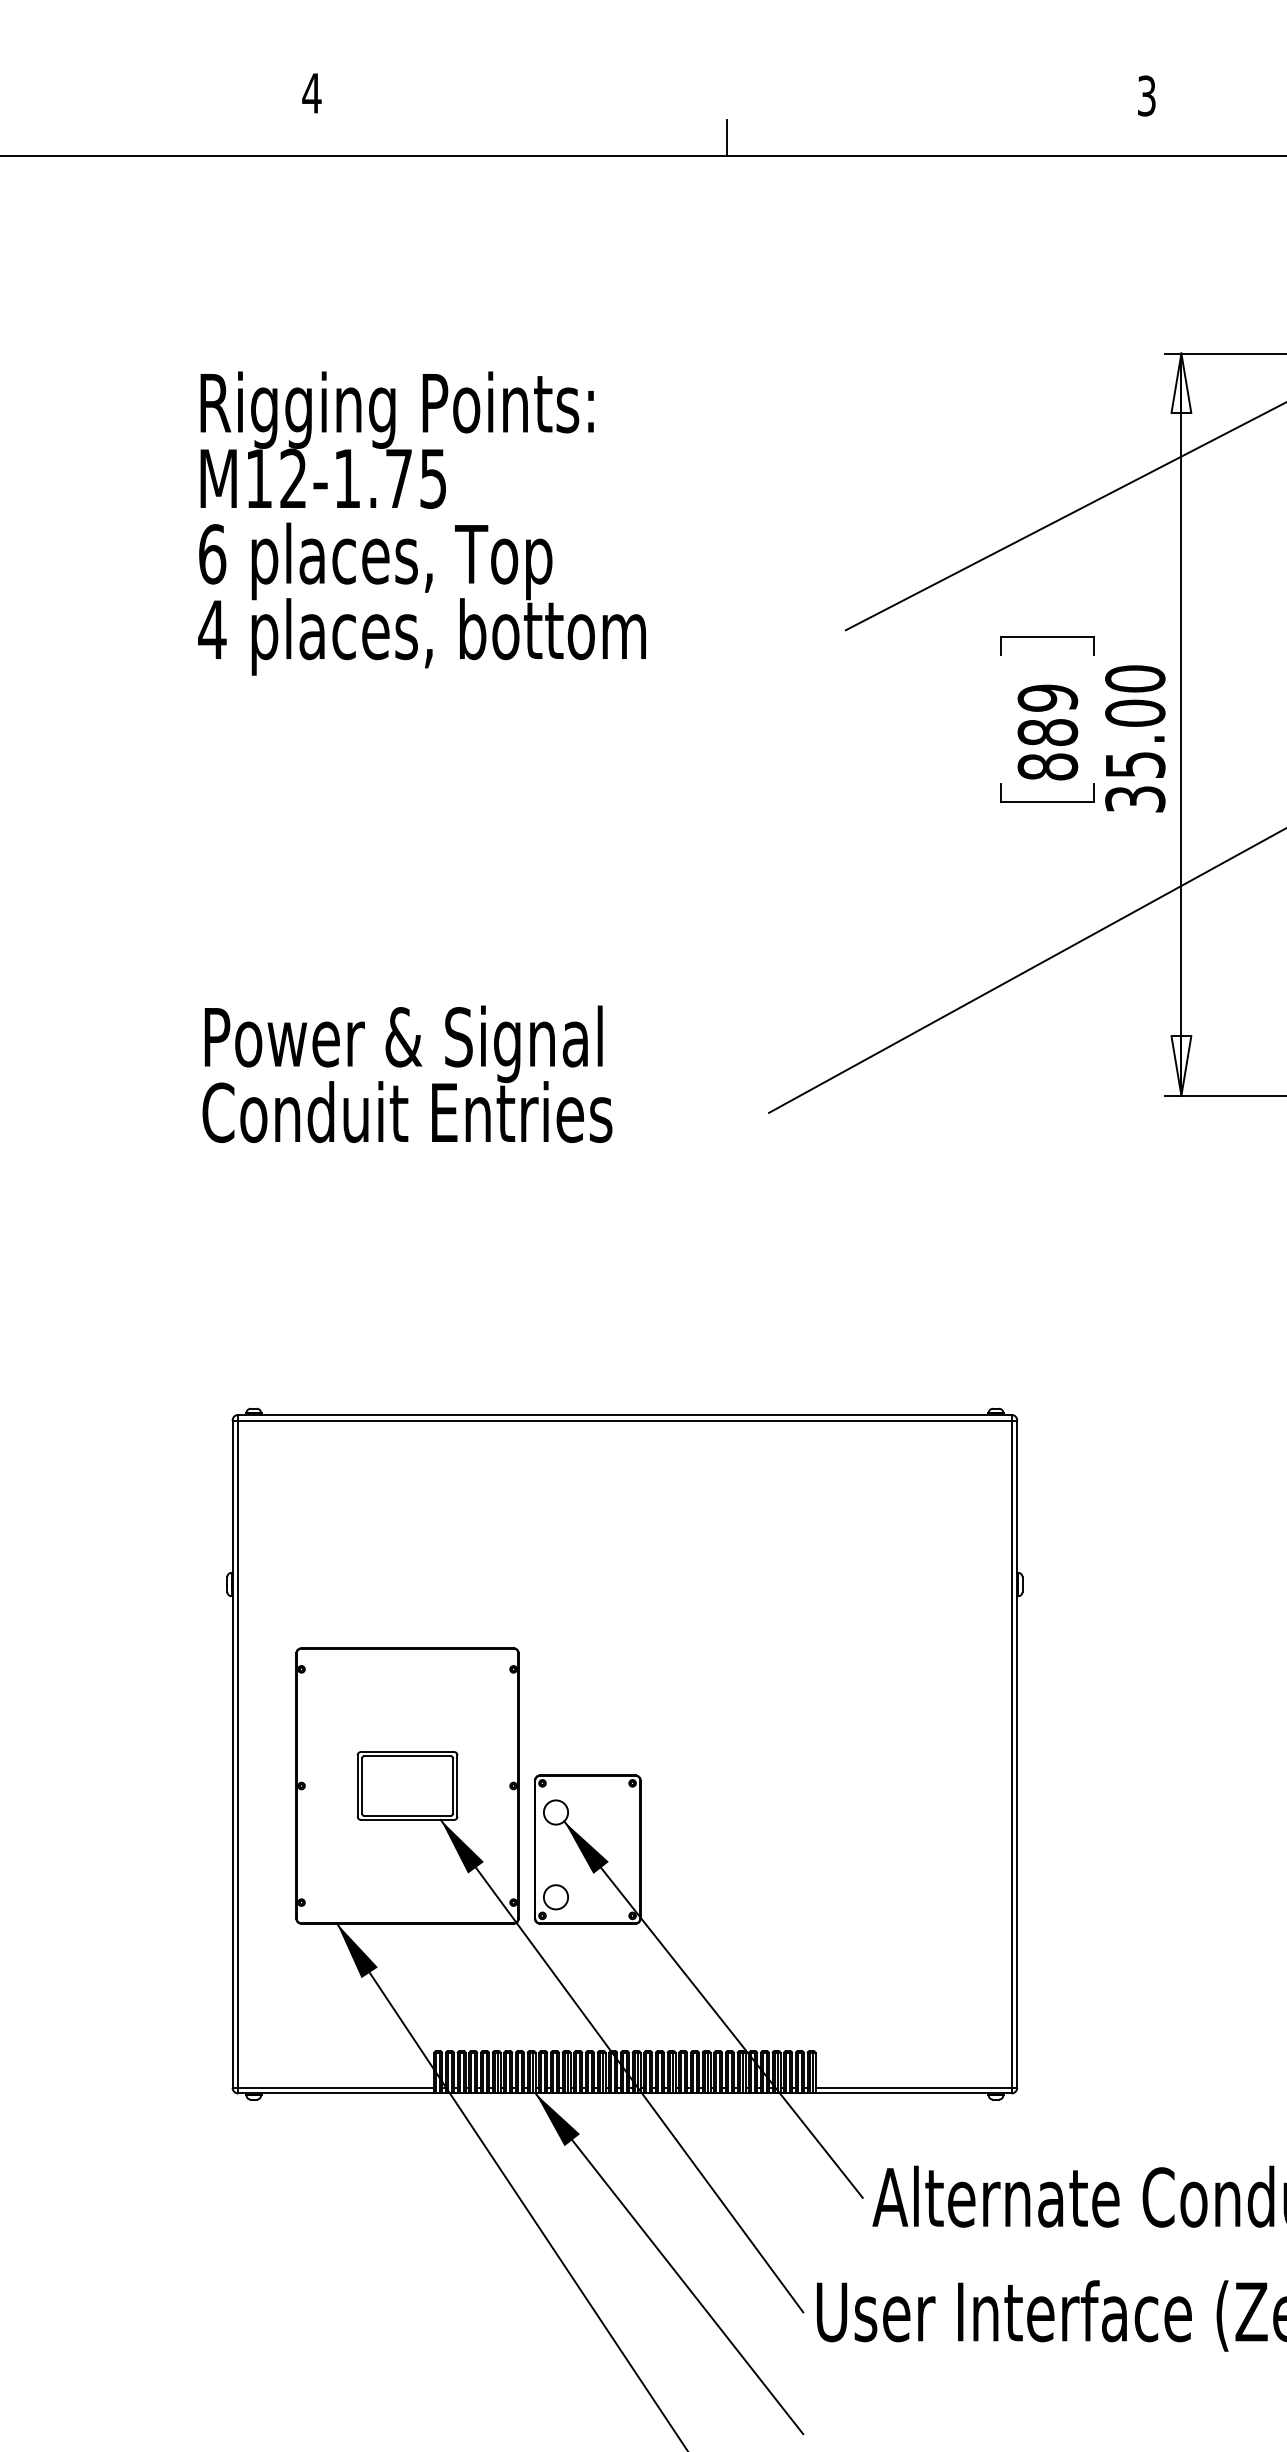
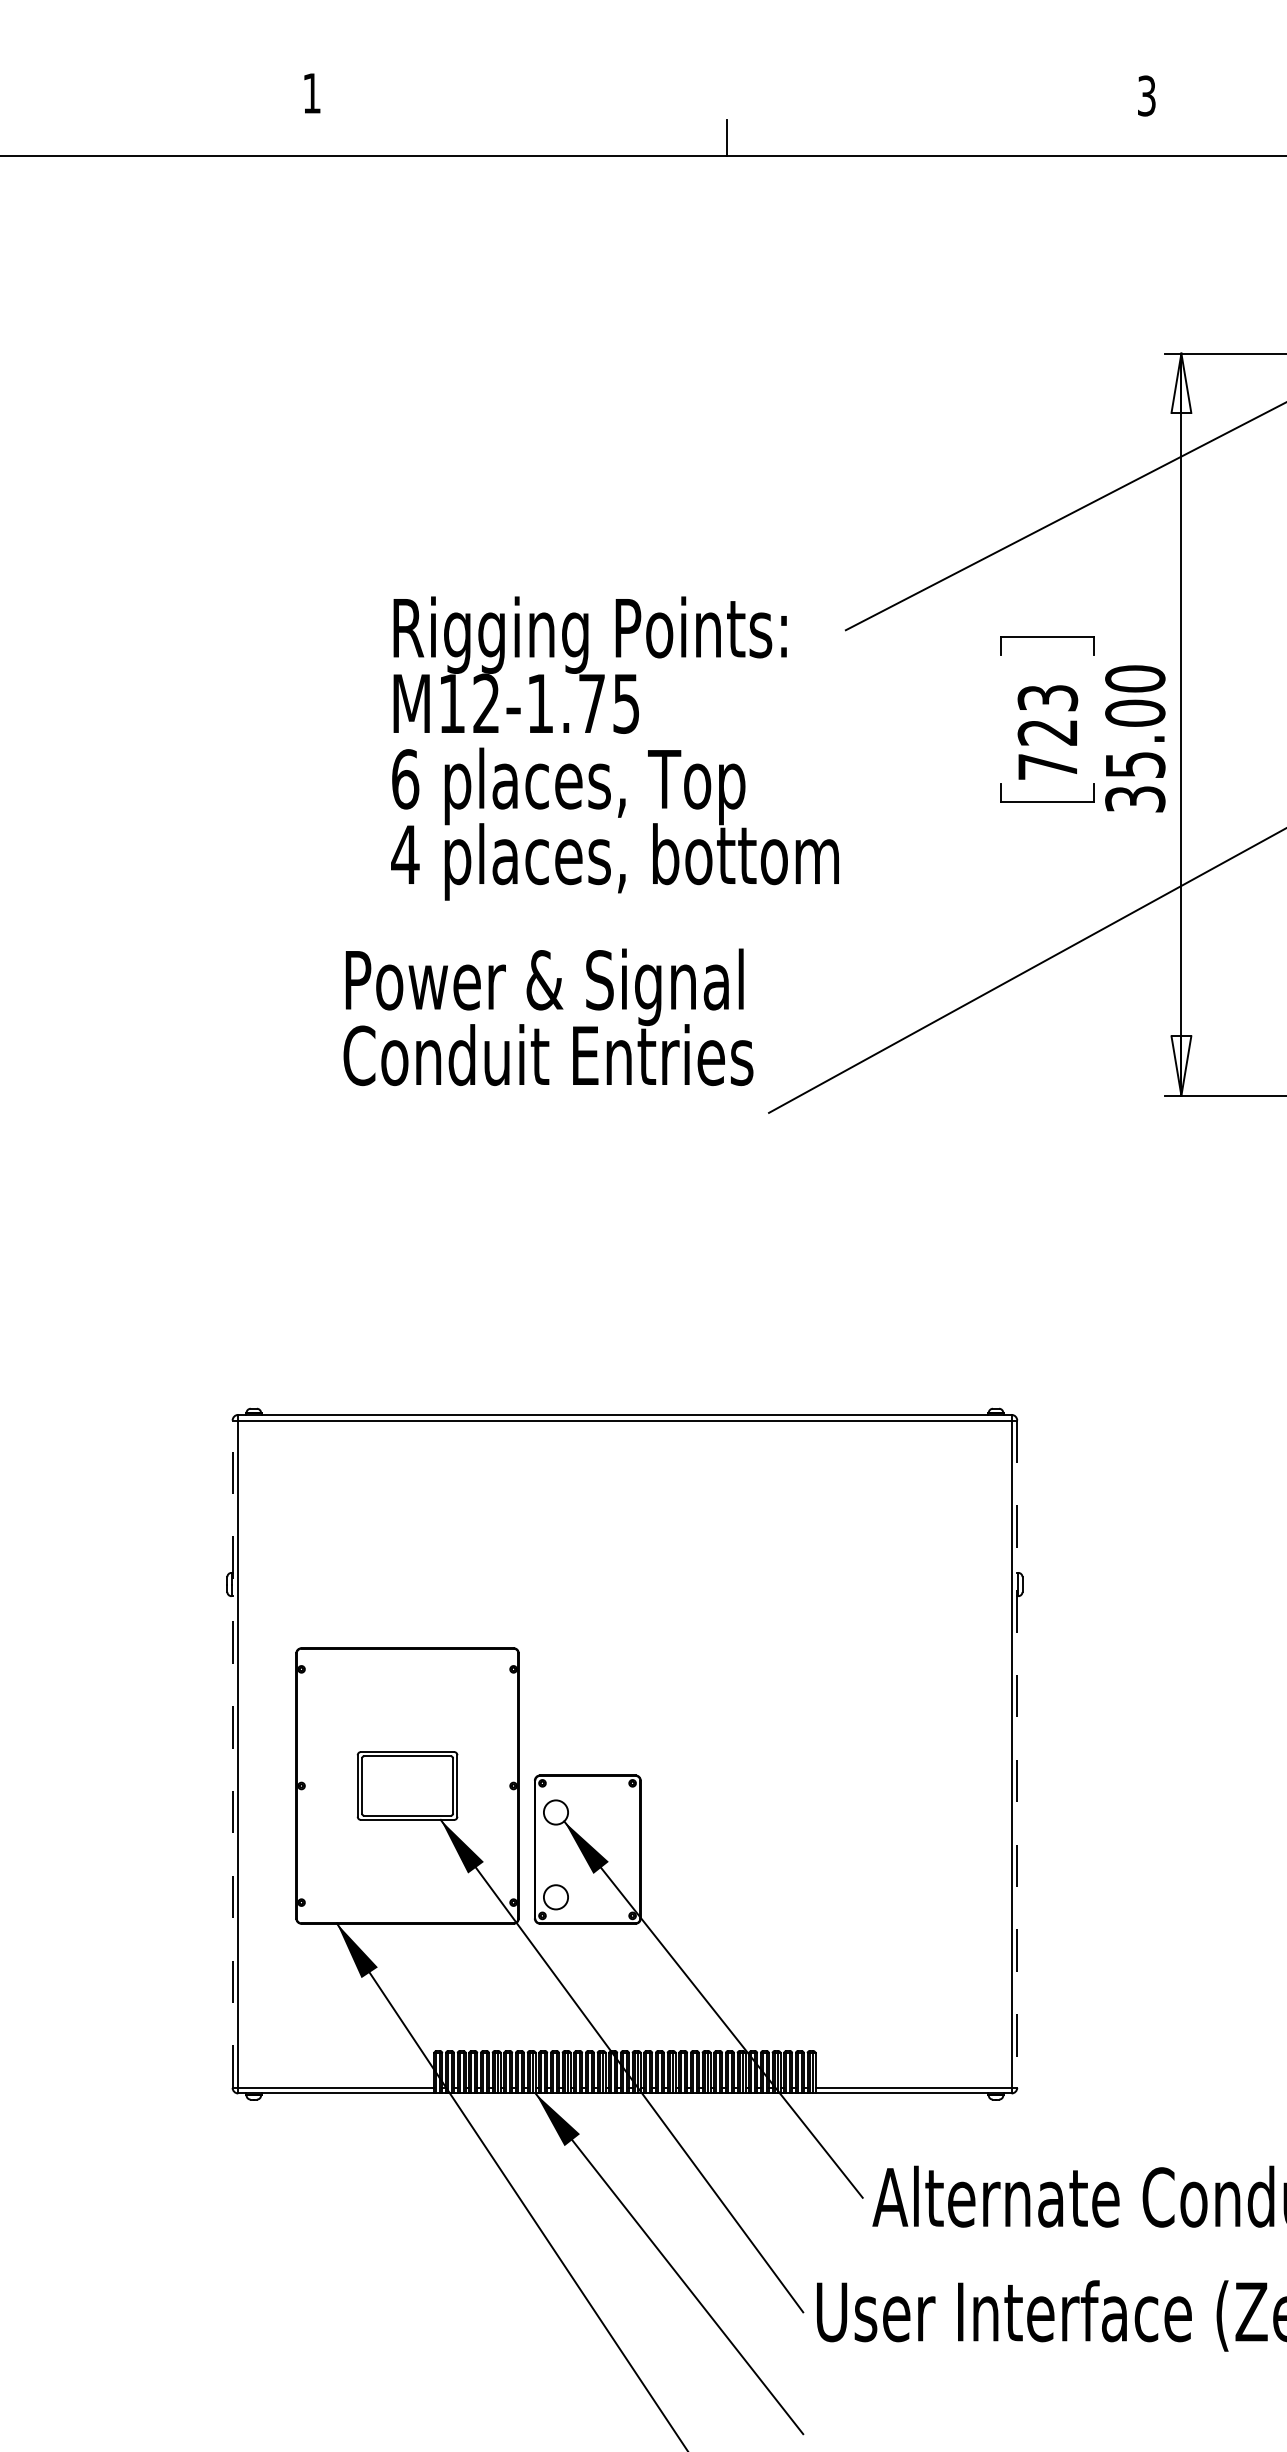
text: 4 -> 1 (311, 93)
text position: (421, 523) -> (614, 748) (614, 748)
text: 889 -> 723 (1047, 732)
text position: (407, 1074) -> (548, 1017) (548, 1017)
line: solid -> dashed (232, 1754)
line: solid -> dashed (1017, 1754)
